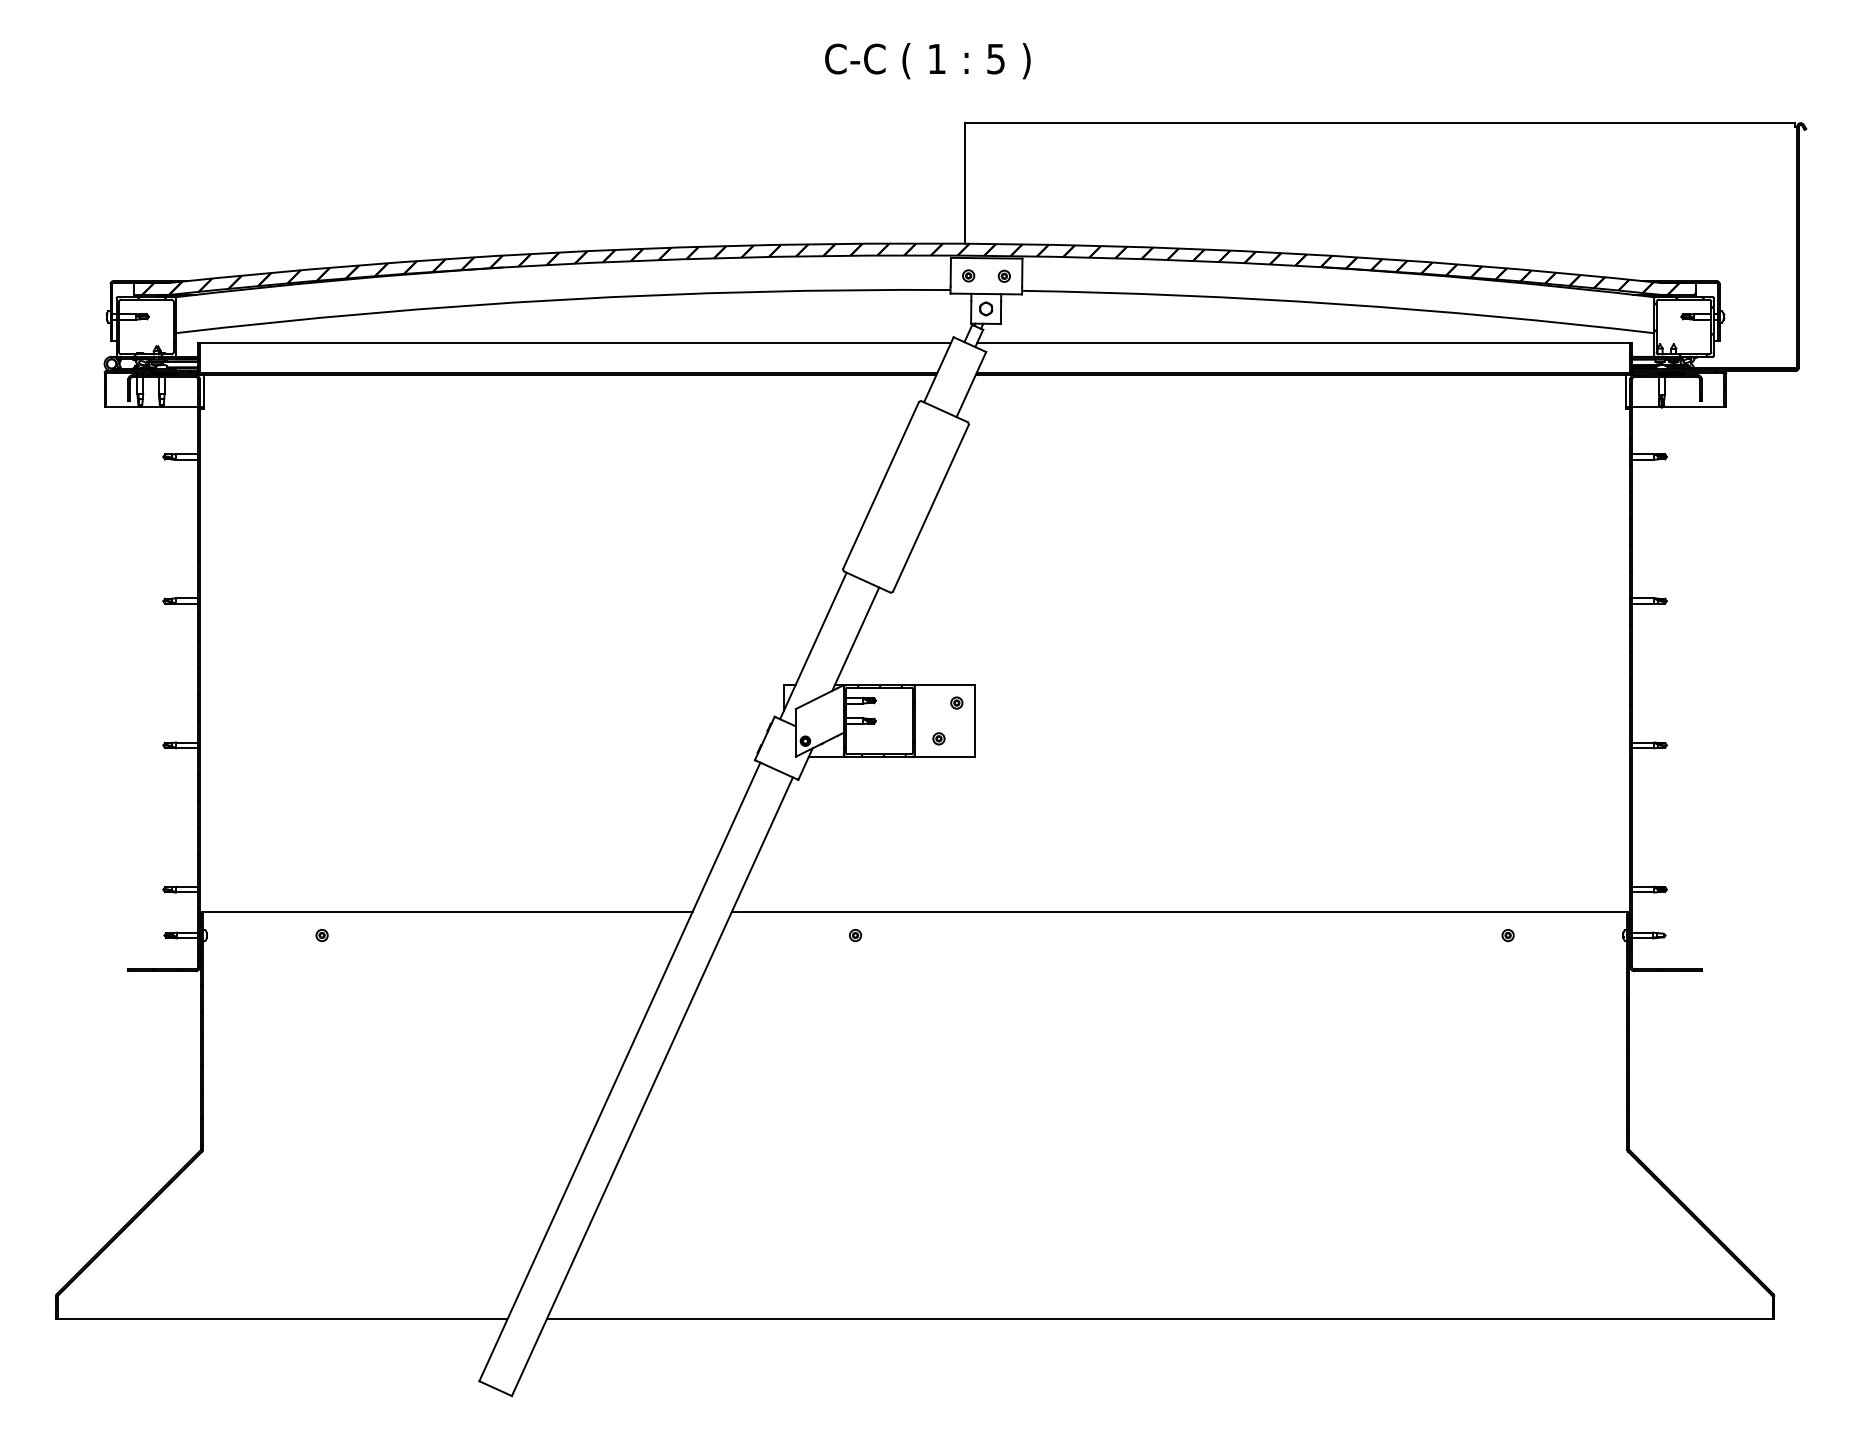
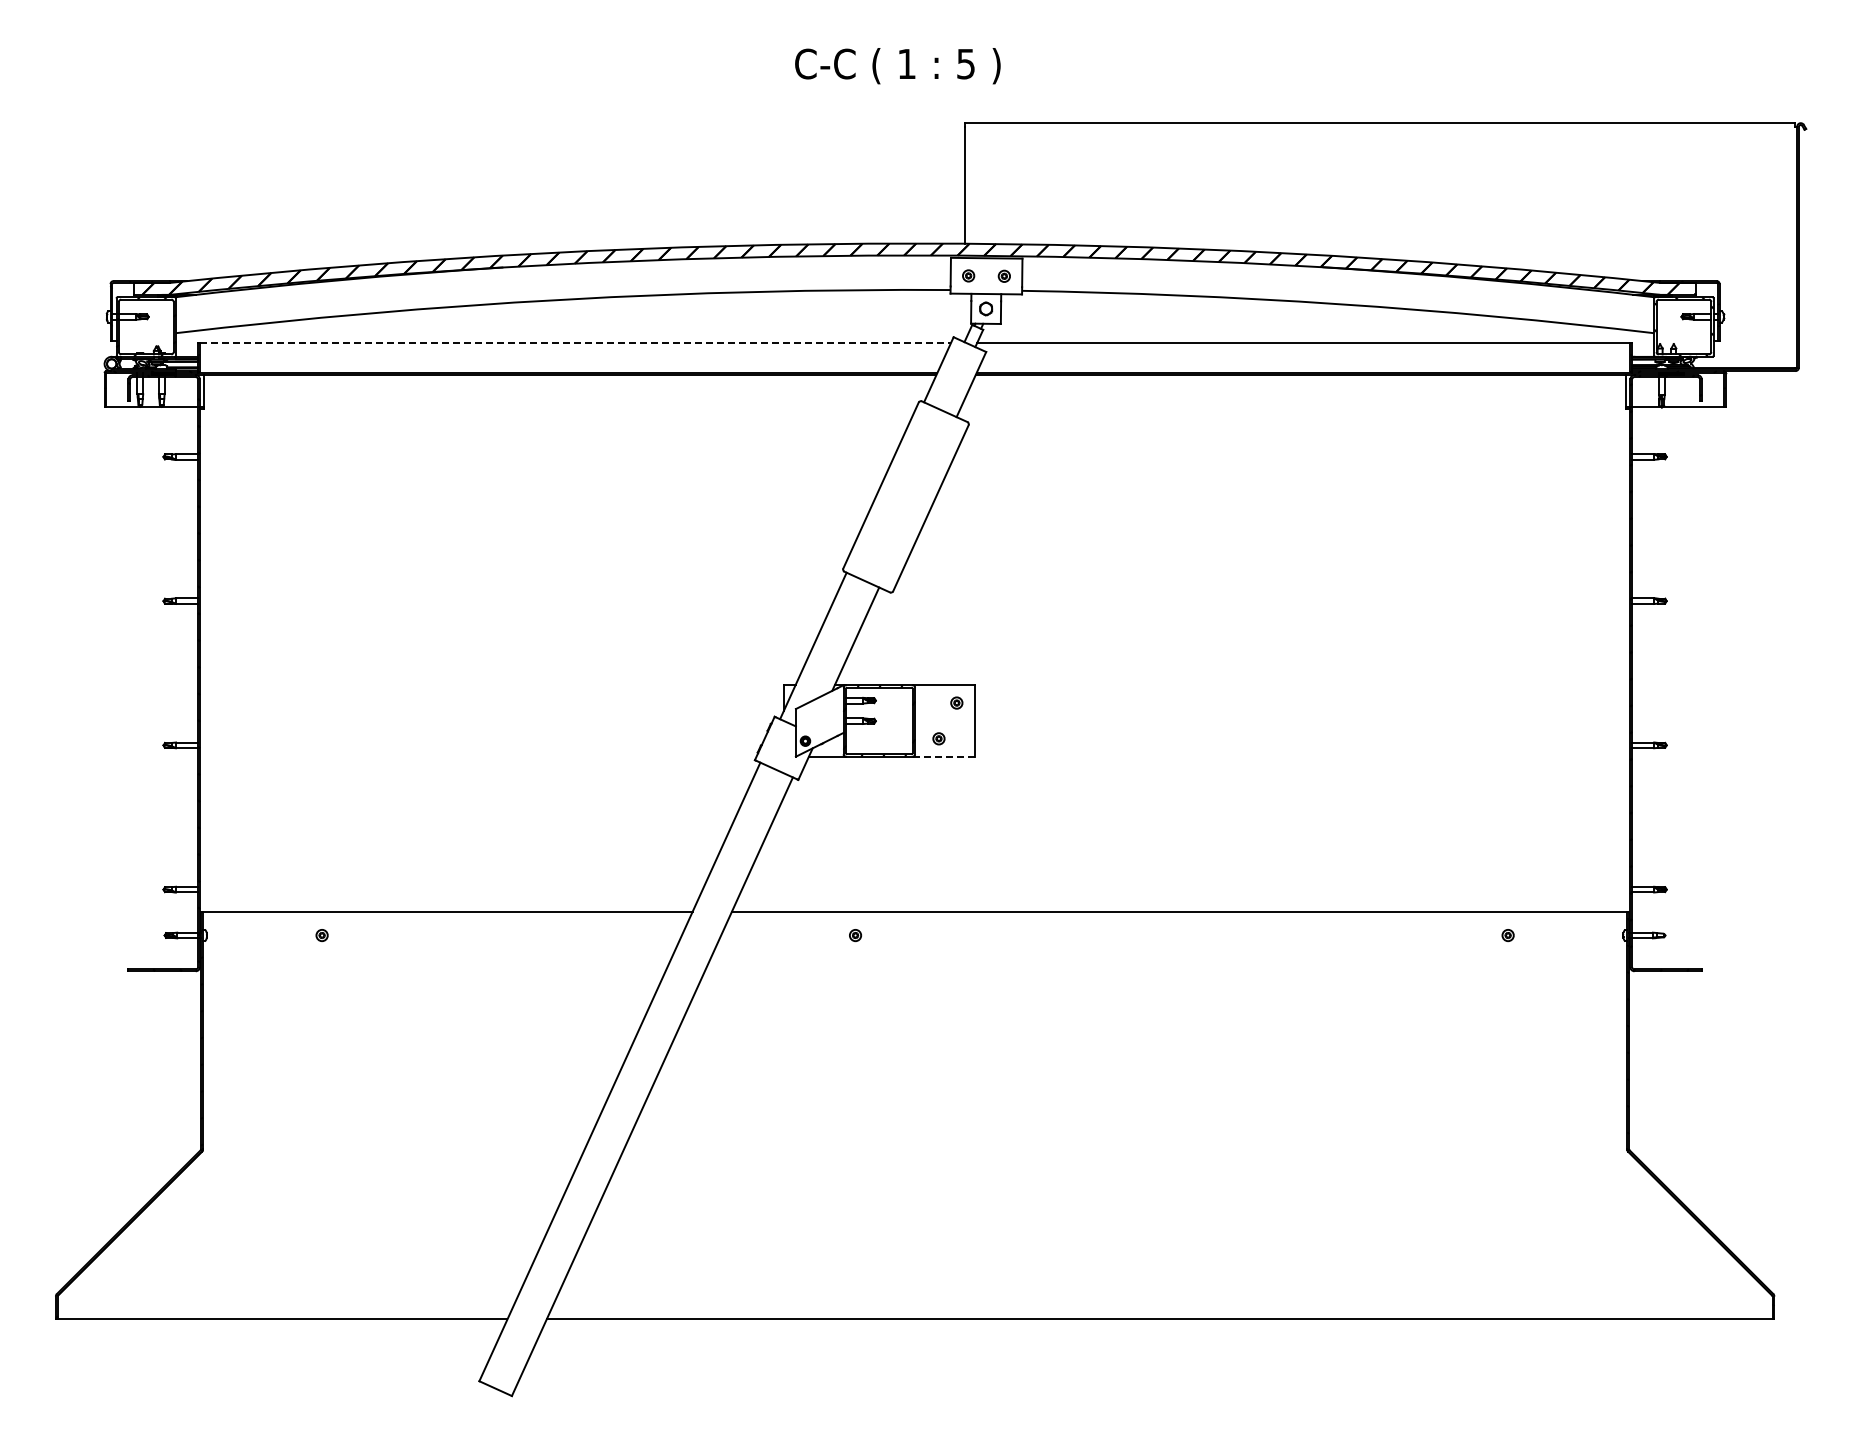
text position: (927, 61) -> (897, 66) (897, 66)
line: solid -> dashed (575, 343)
line: solid -> dashed (943, 756)
